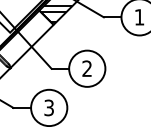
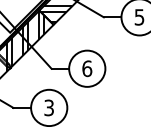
text: 1 -> 5 (139, 17)
hatch: none -> present (25, 41)
text: 2 -> 6 (87, 68)
